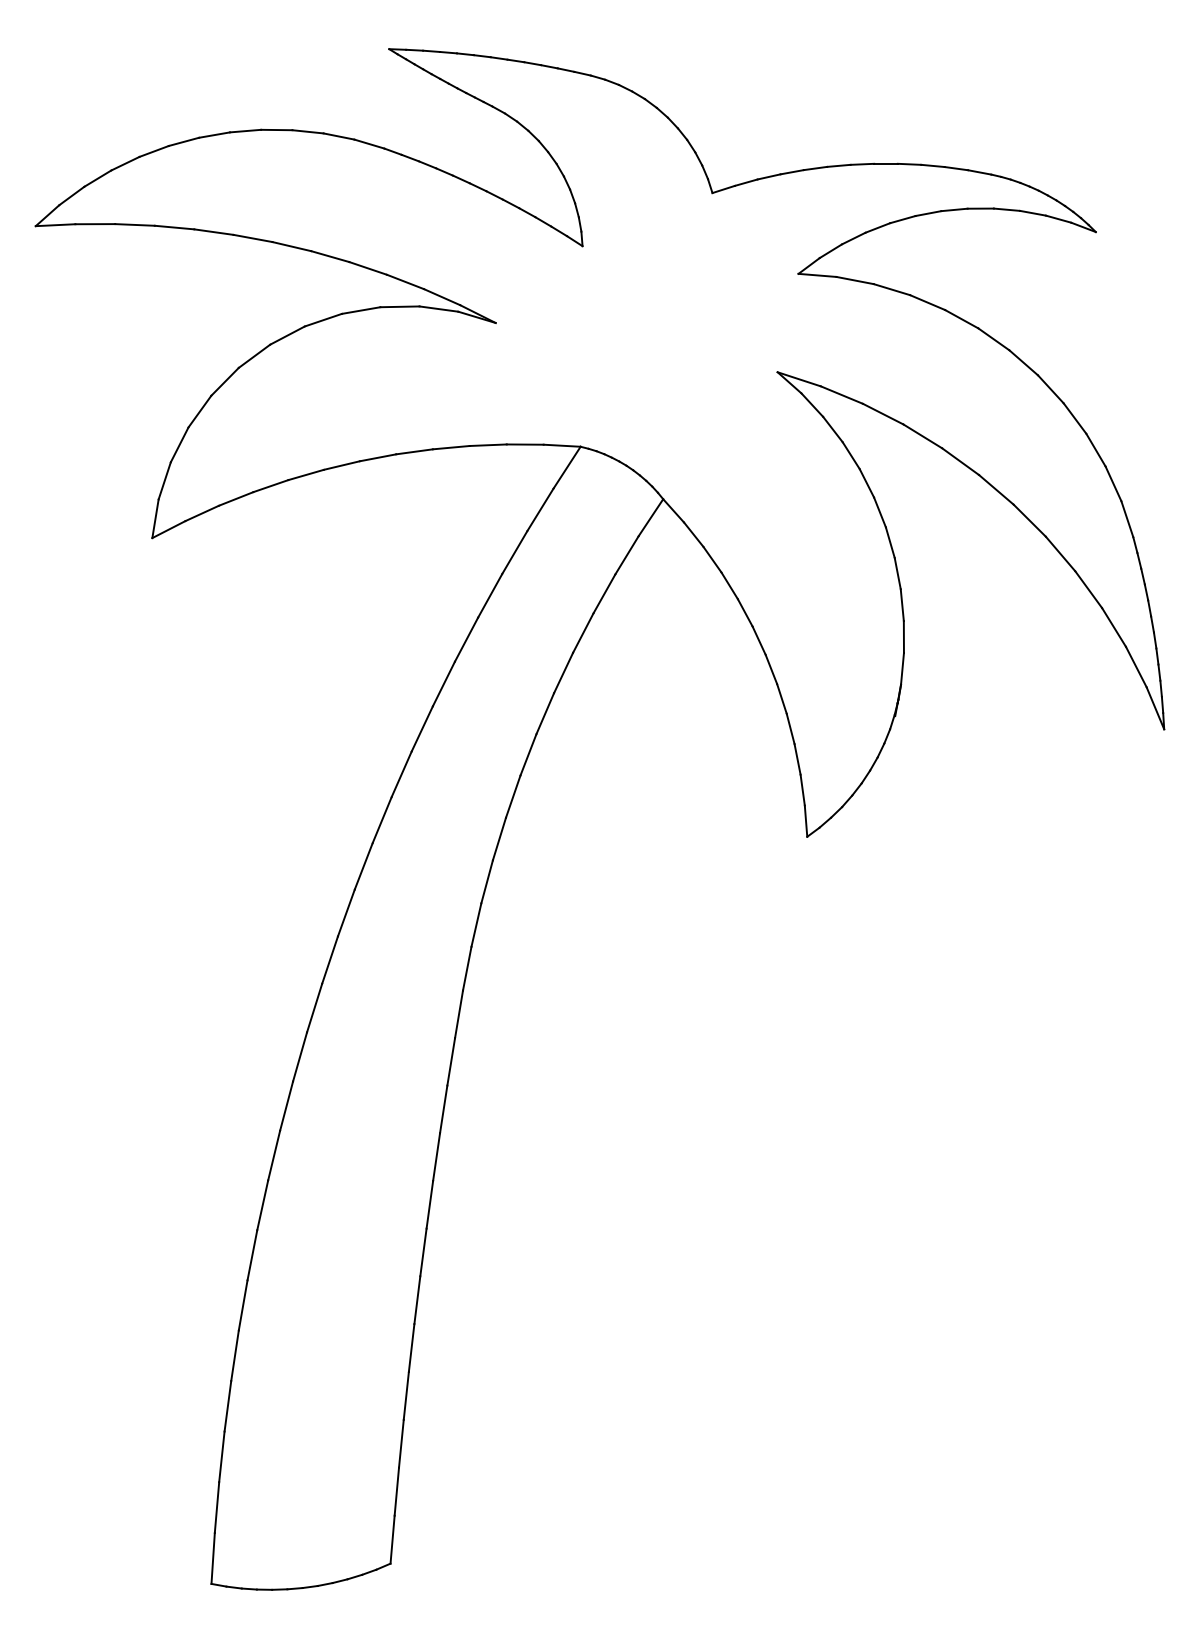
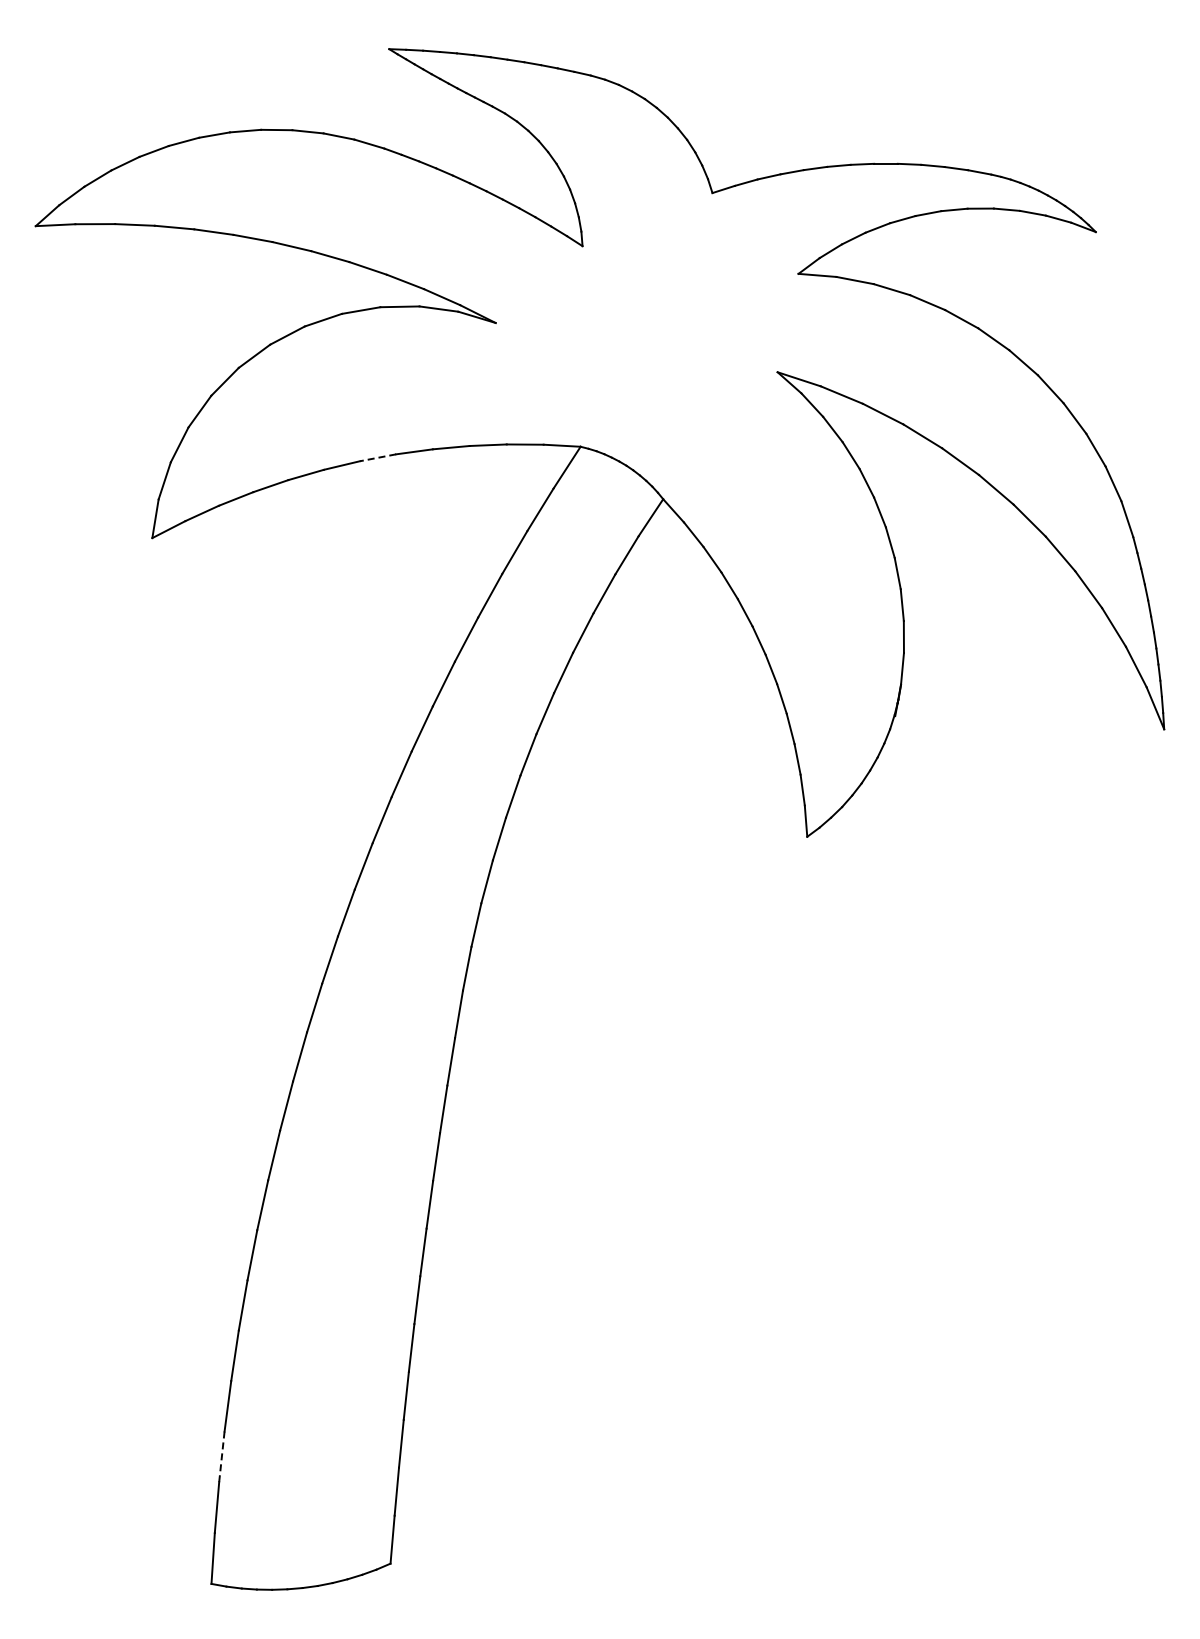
line: solid -> dashed (377, 457)
line: solid -> dashed (221, 1456)
